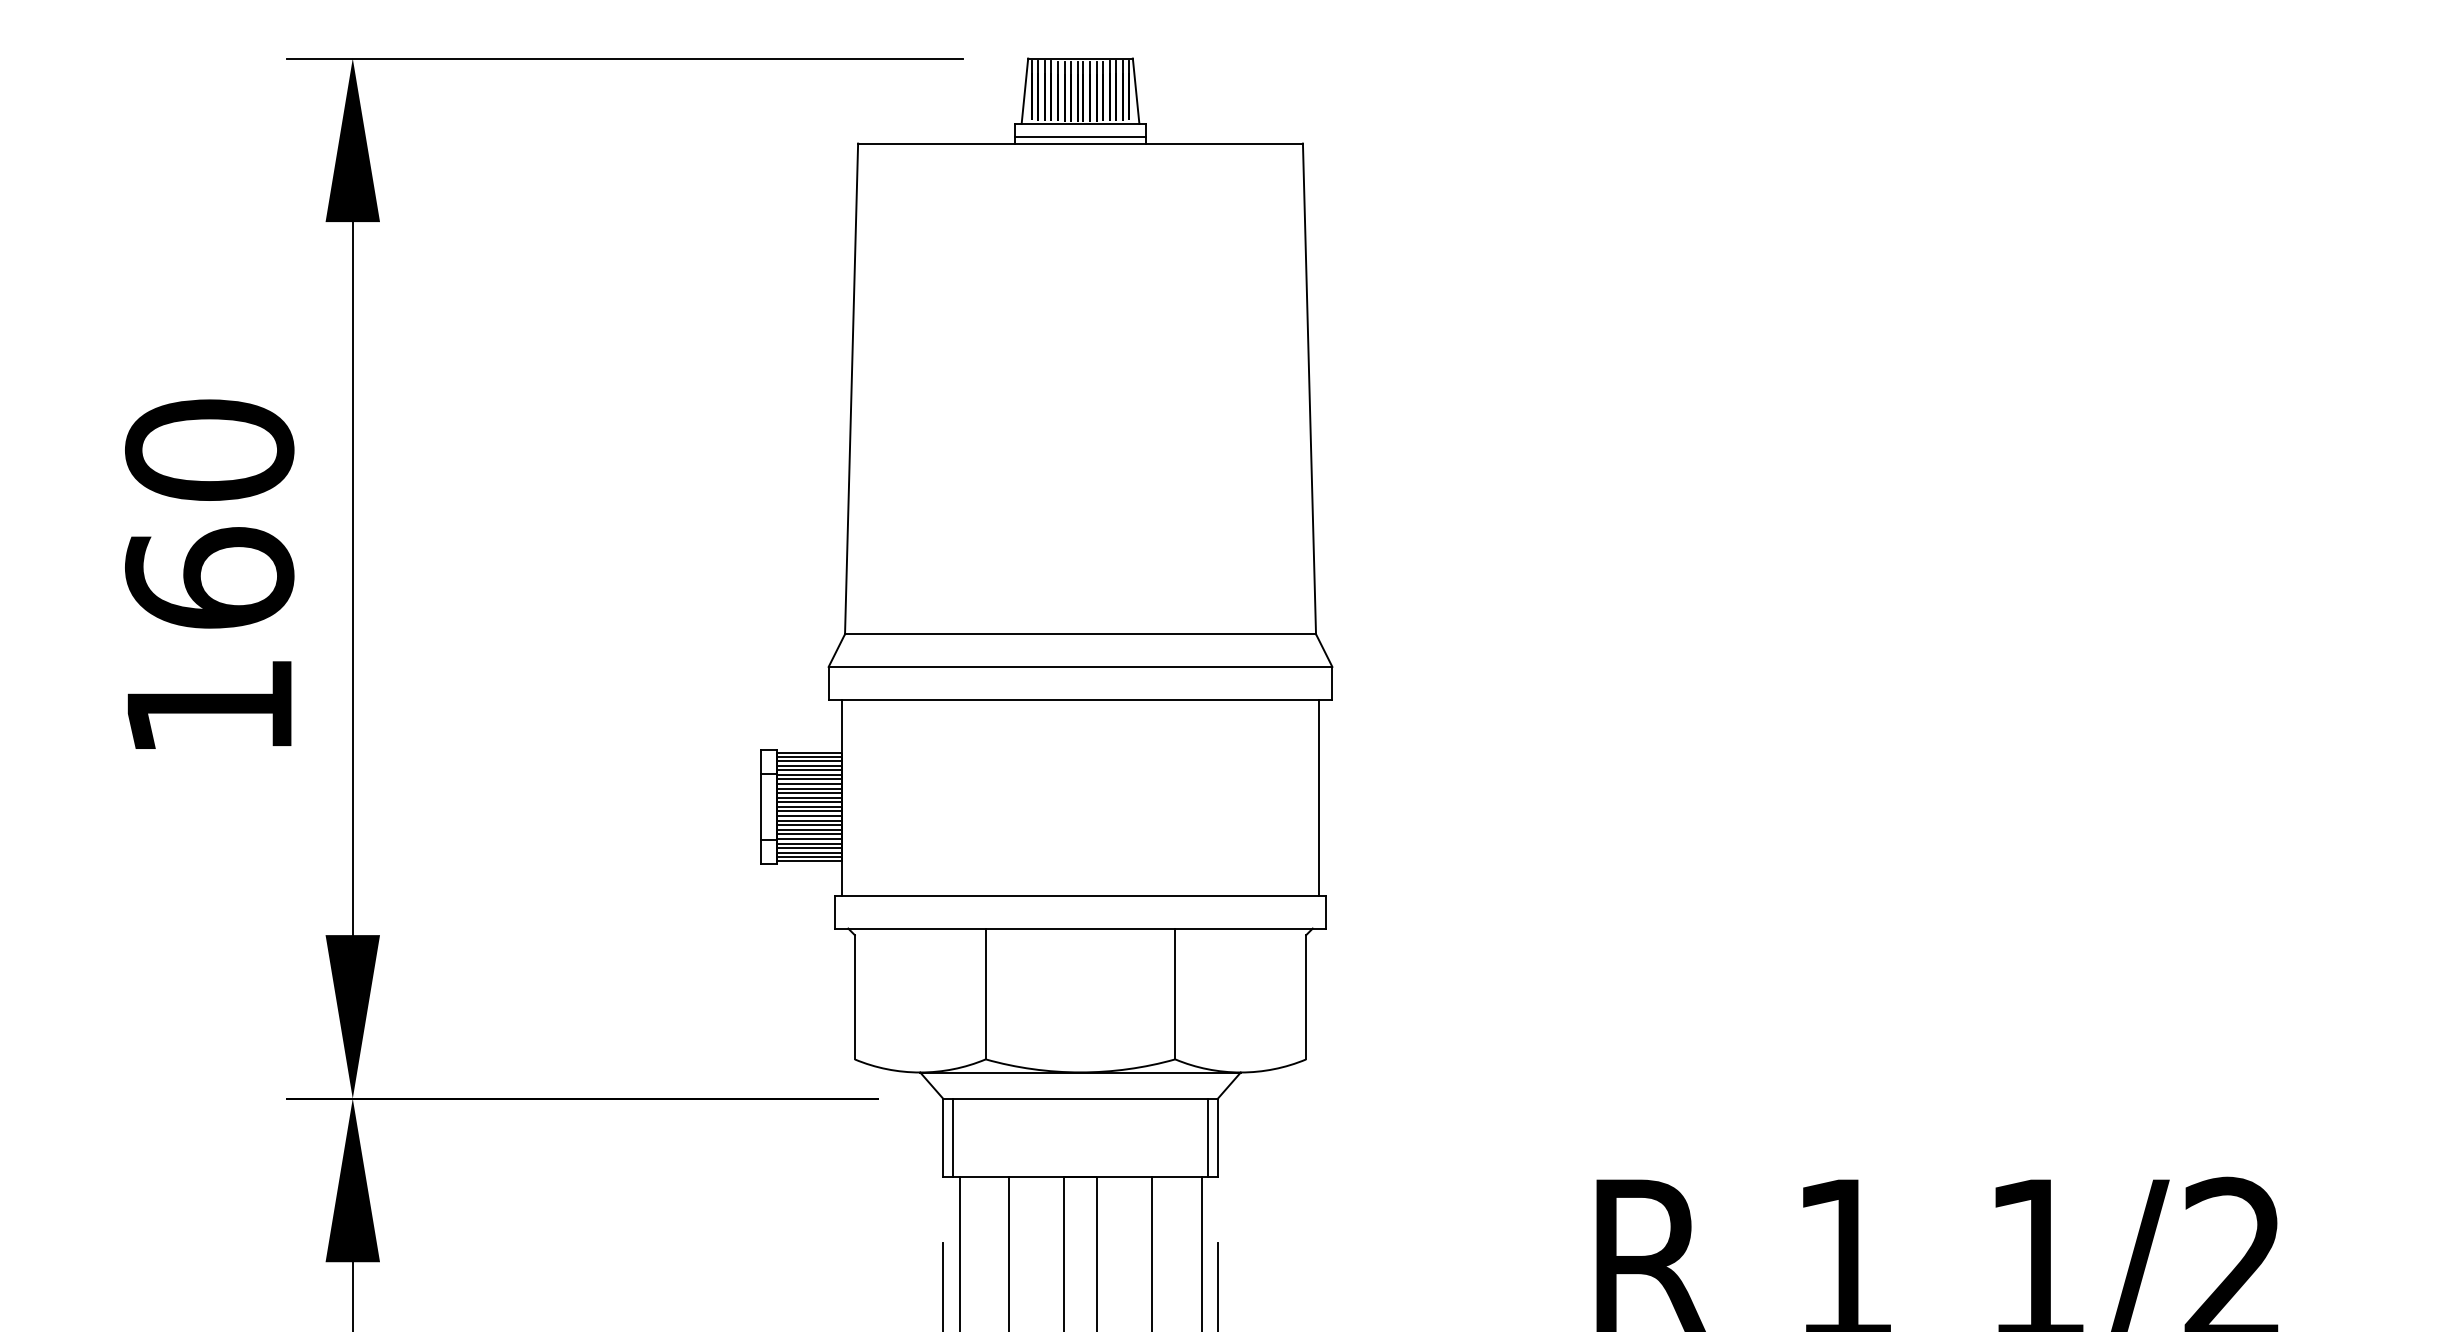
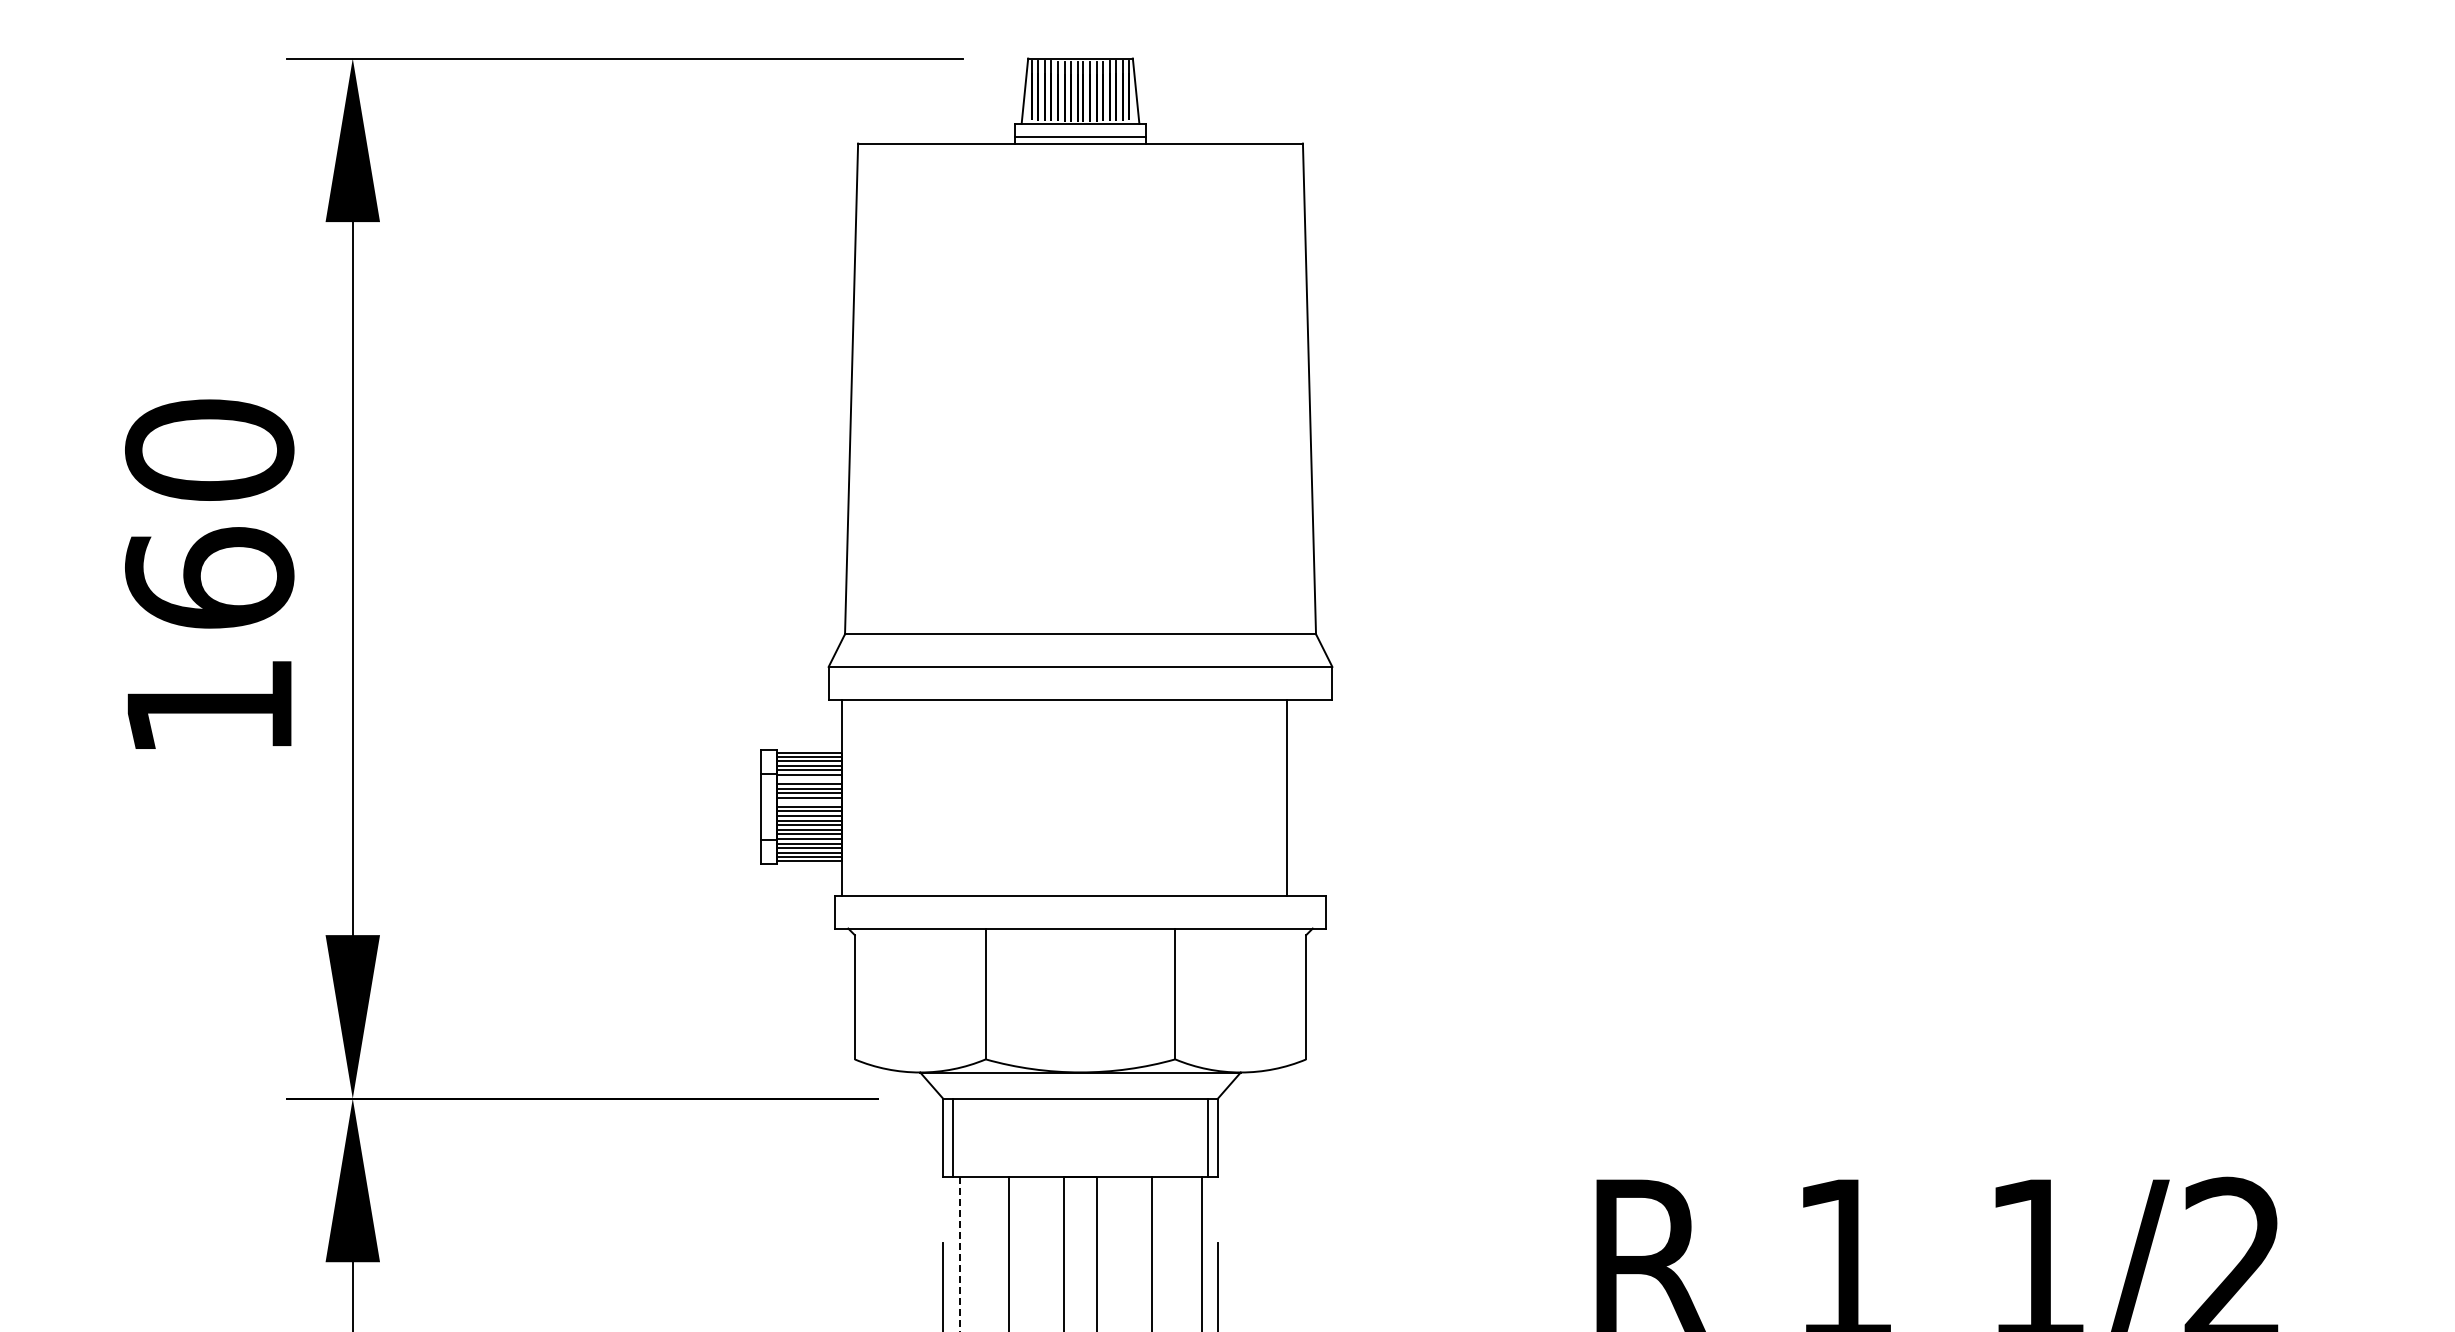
line: present -> none (809, 779)
line position: (1319, 797) -> (1287, 797) (1287, 797)
line: present -> none (809, 802)
line: solid -> dashed (959, 1254)
